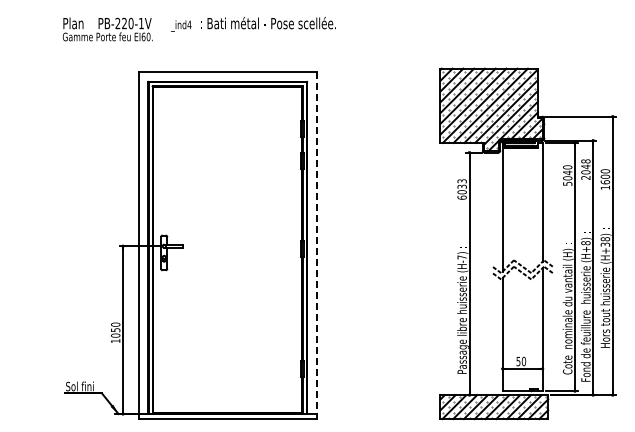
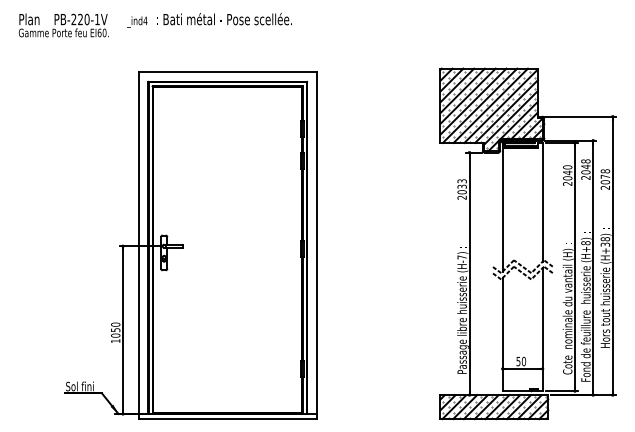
text position: (198, 29) -> (154, 25) (154, 25)
text: 1600 -> 2078 (605, 179)
text: 5040 -> 2040 (567, 183)
text: 6033 -> 2033 (461, 197)
line: dashed -> solid (316, 243)
